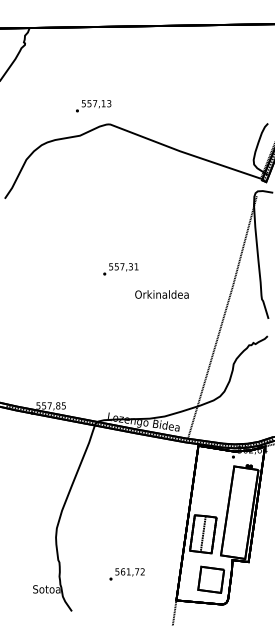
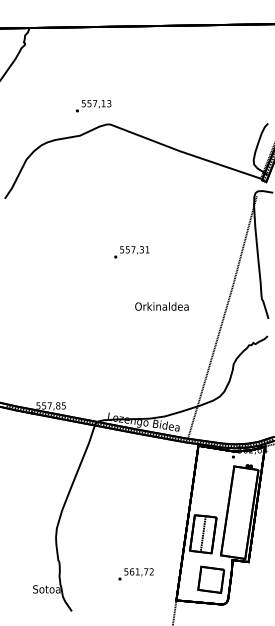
text position: (120, 269) -> (131, 252) (131, 252)
text position: (161, 294) -> (161, 306) (161, 306)
text position: (126, 574) -> (135, 574) (135, 574)
